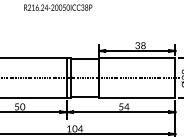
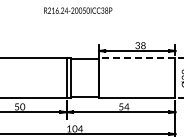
text position: (58, 7) -> (78, 10) (78, 10)
line: solid -> dashed (136, 57)
line: present -> none (90, 77)
